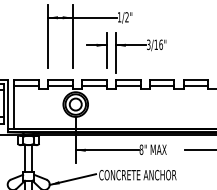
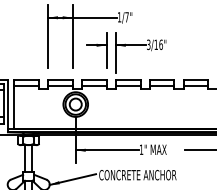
text: 1/2" -> 1/7" (126, 17)
text: 8" -> 1" (141, 149)
